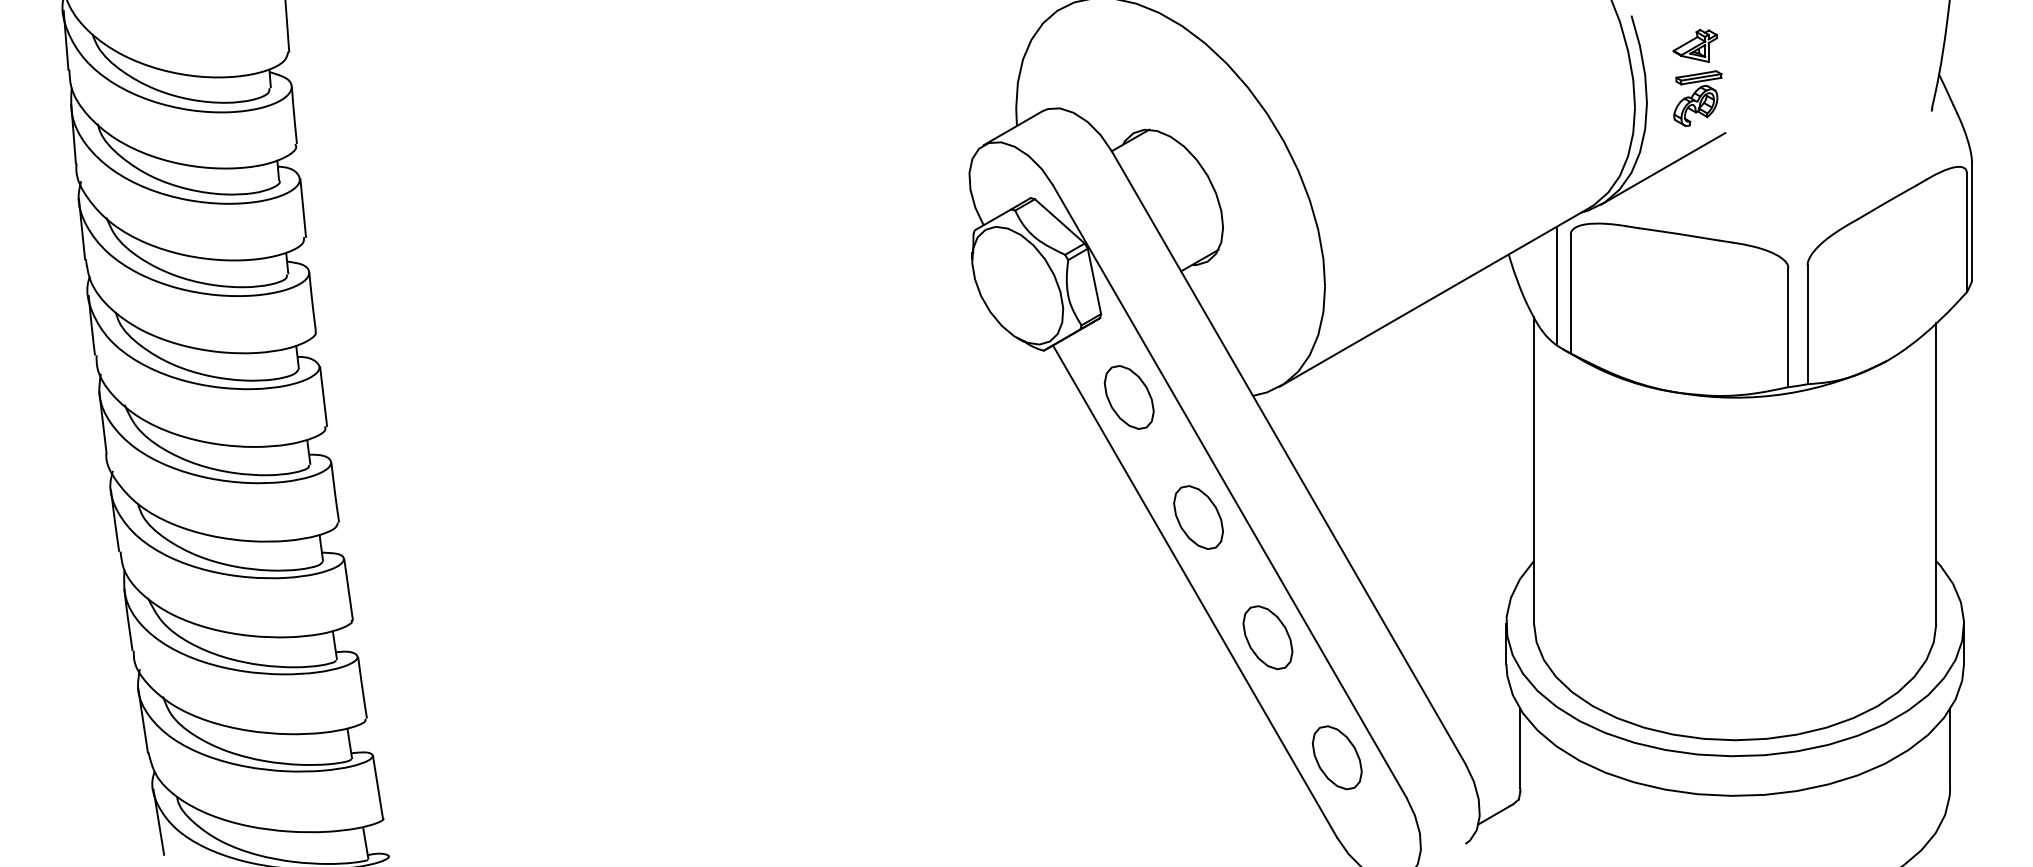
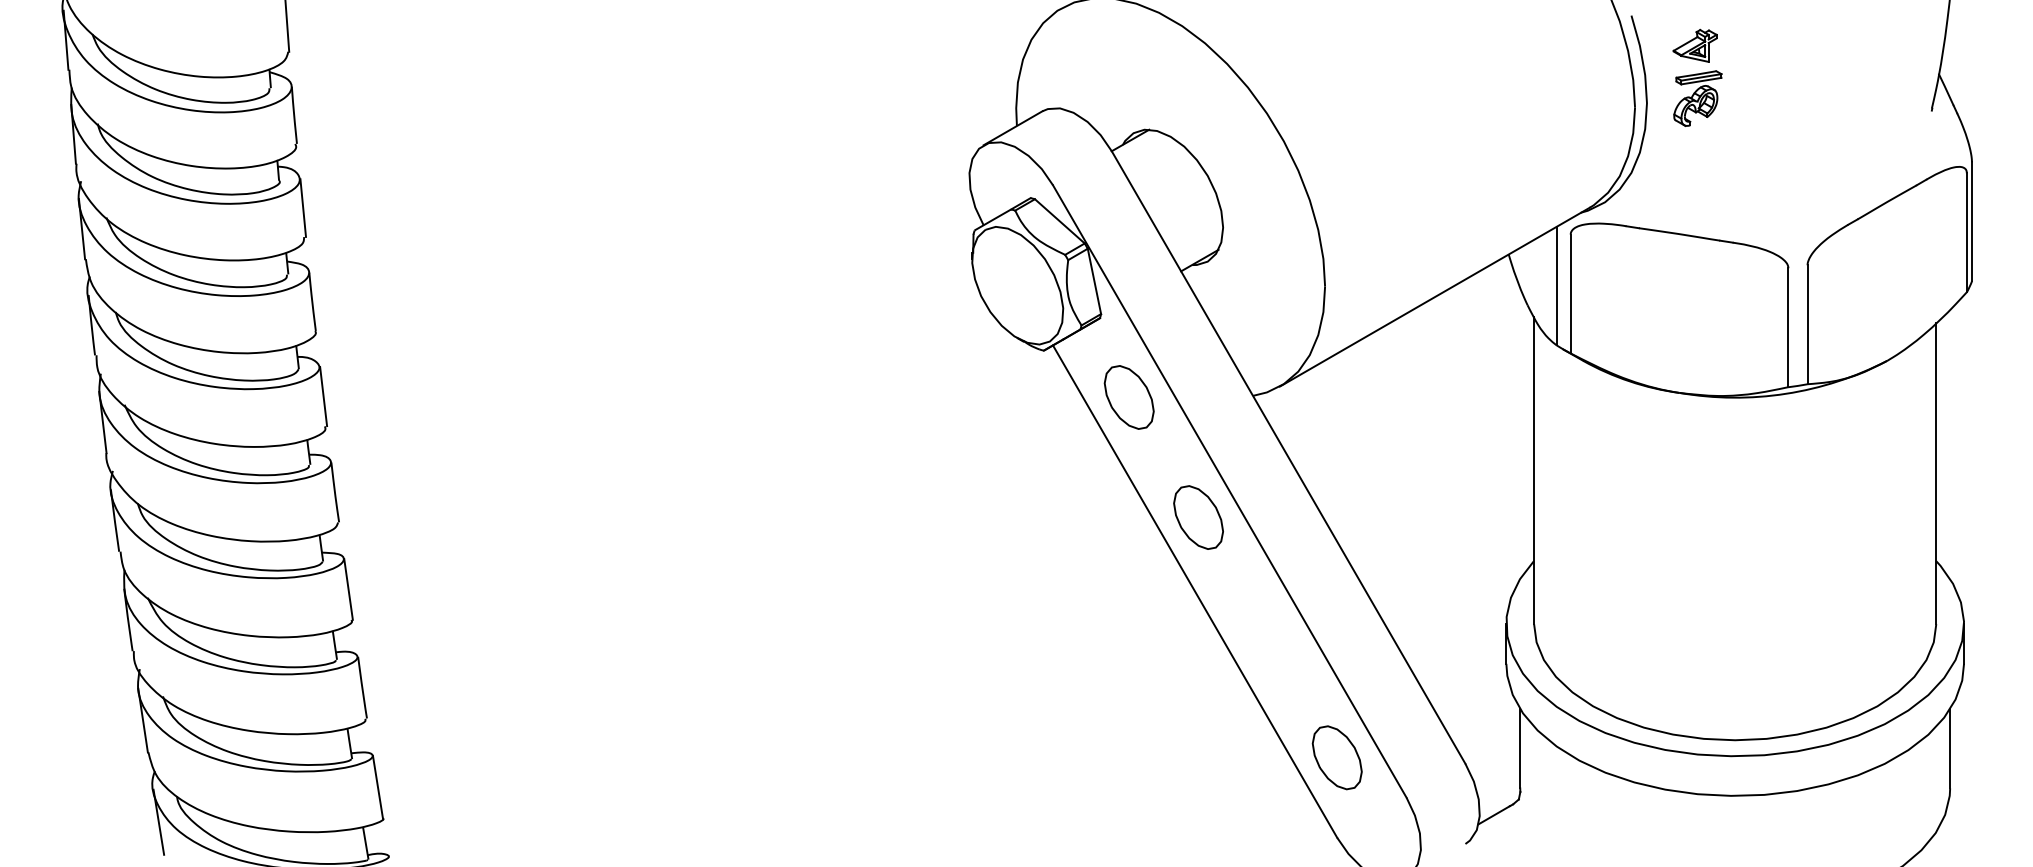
line: present -> none (1662, 168)
part: present -> none (1267, 637)
